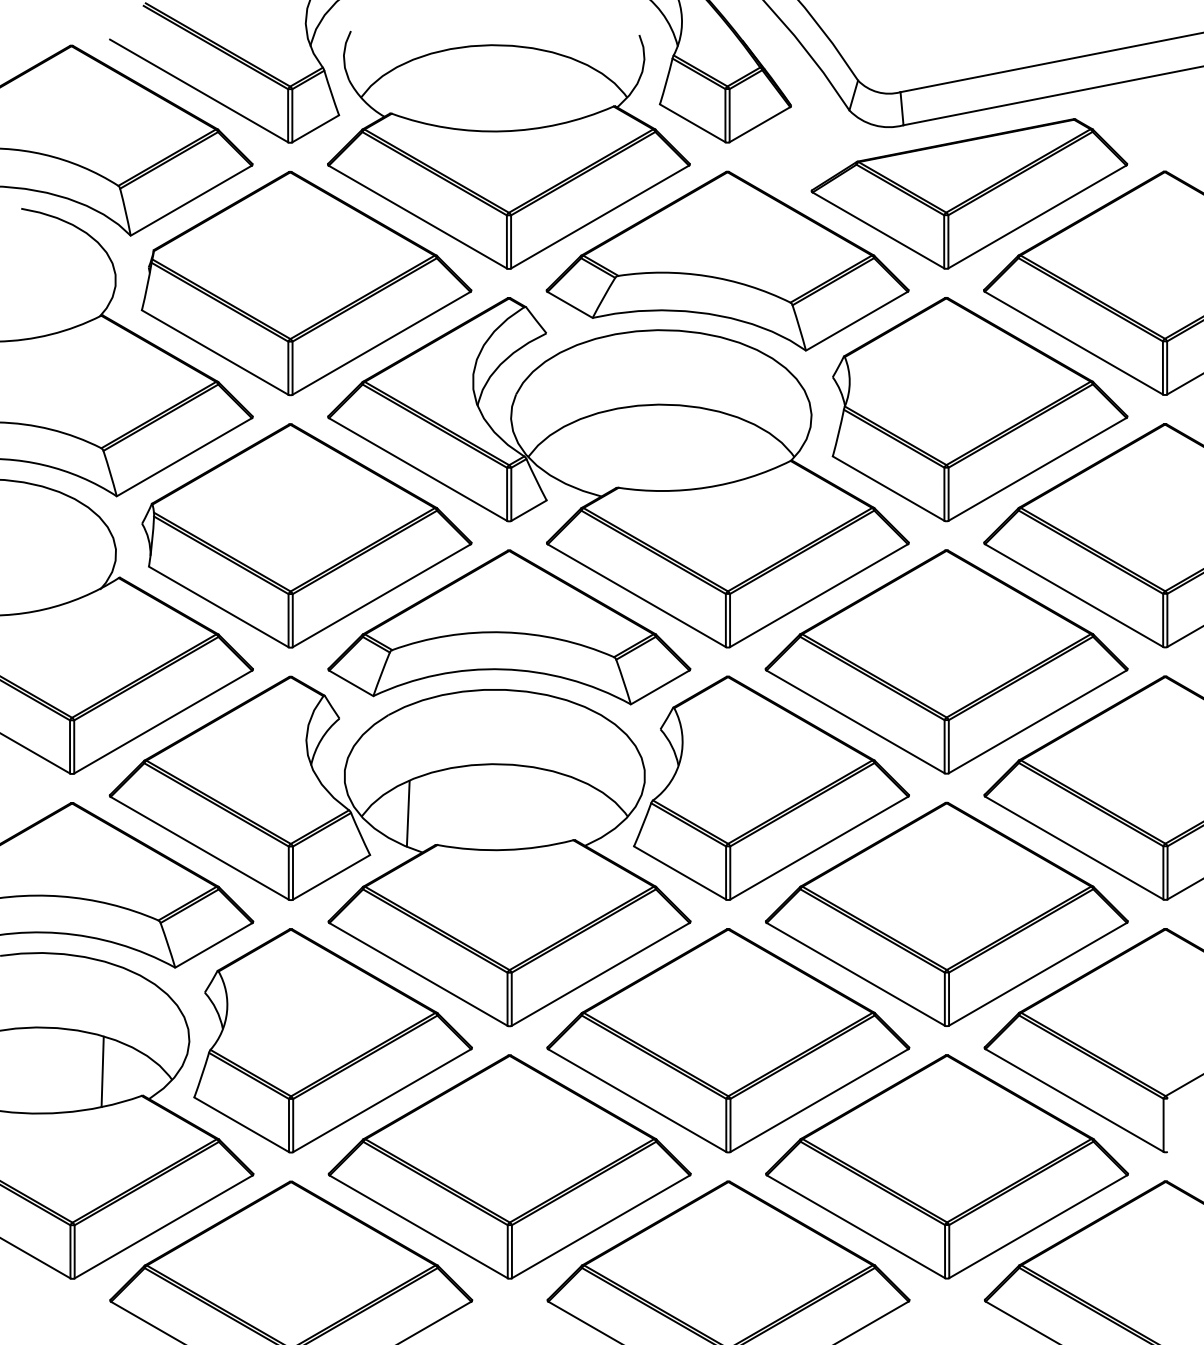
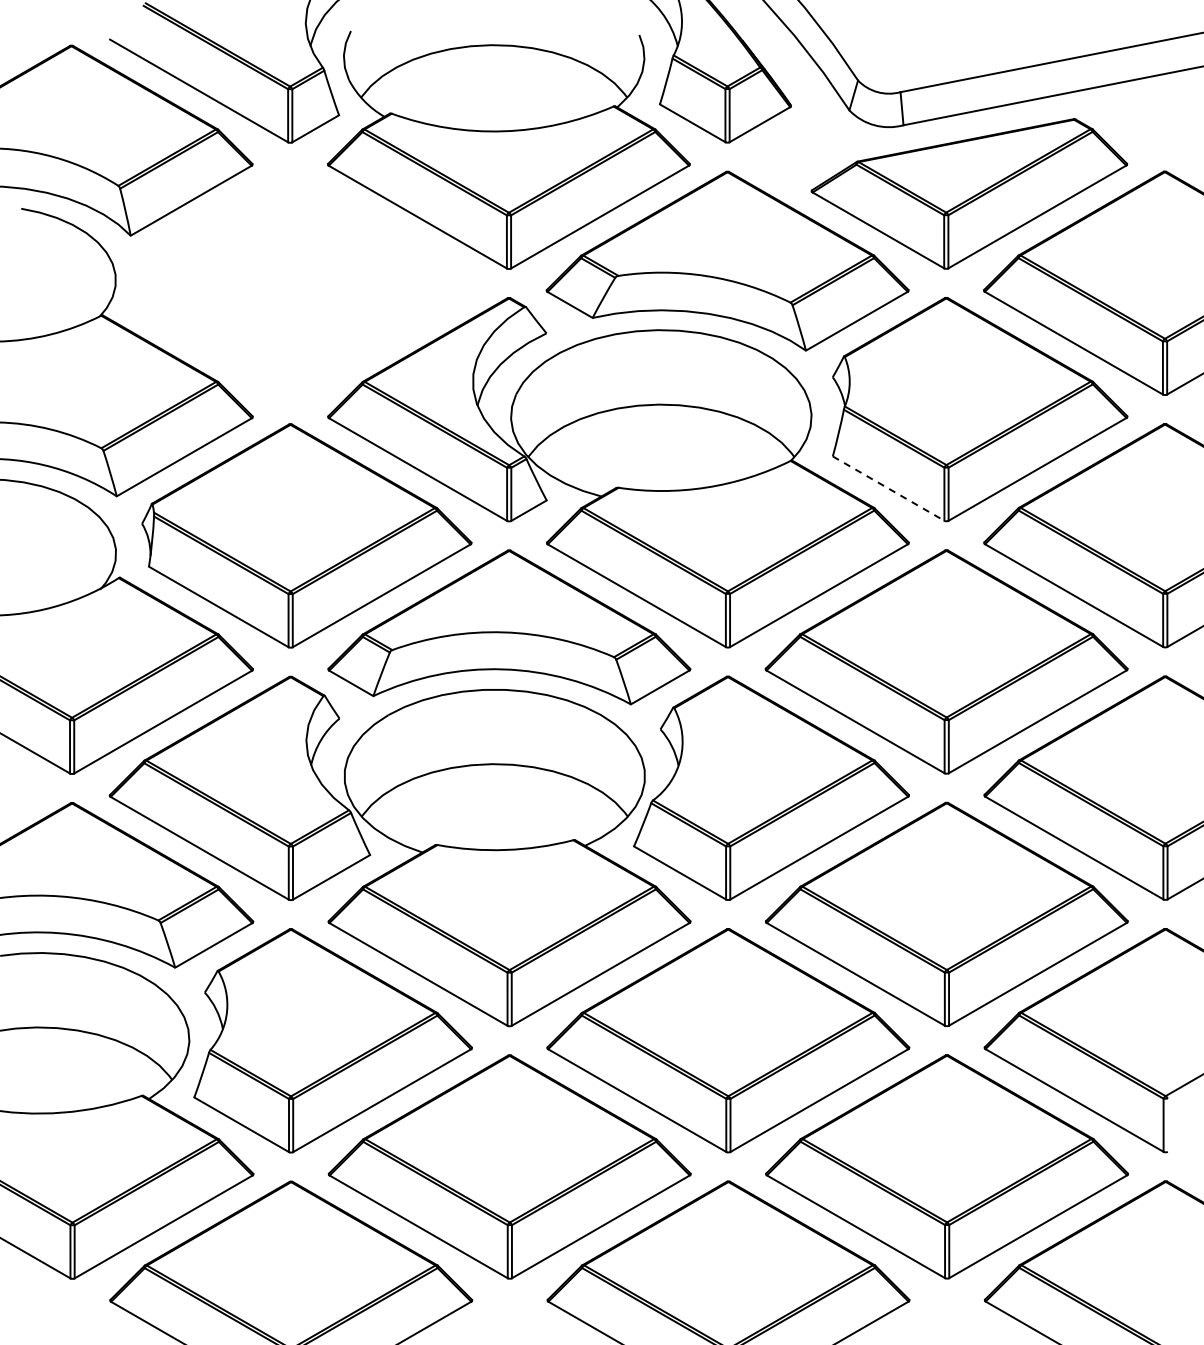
part: present -> none (306, 283)
line: solid -> dashed (889, 488)
line: present -> none (407, 813)
line: present -> none (102, 1071)
